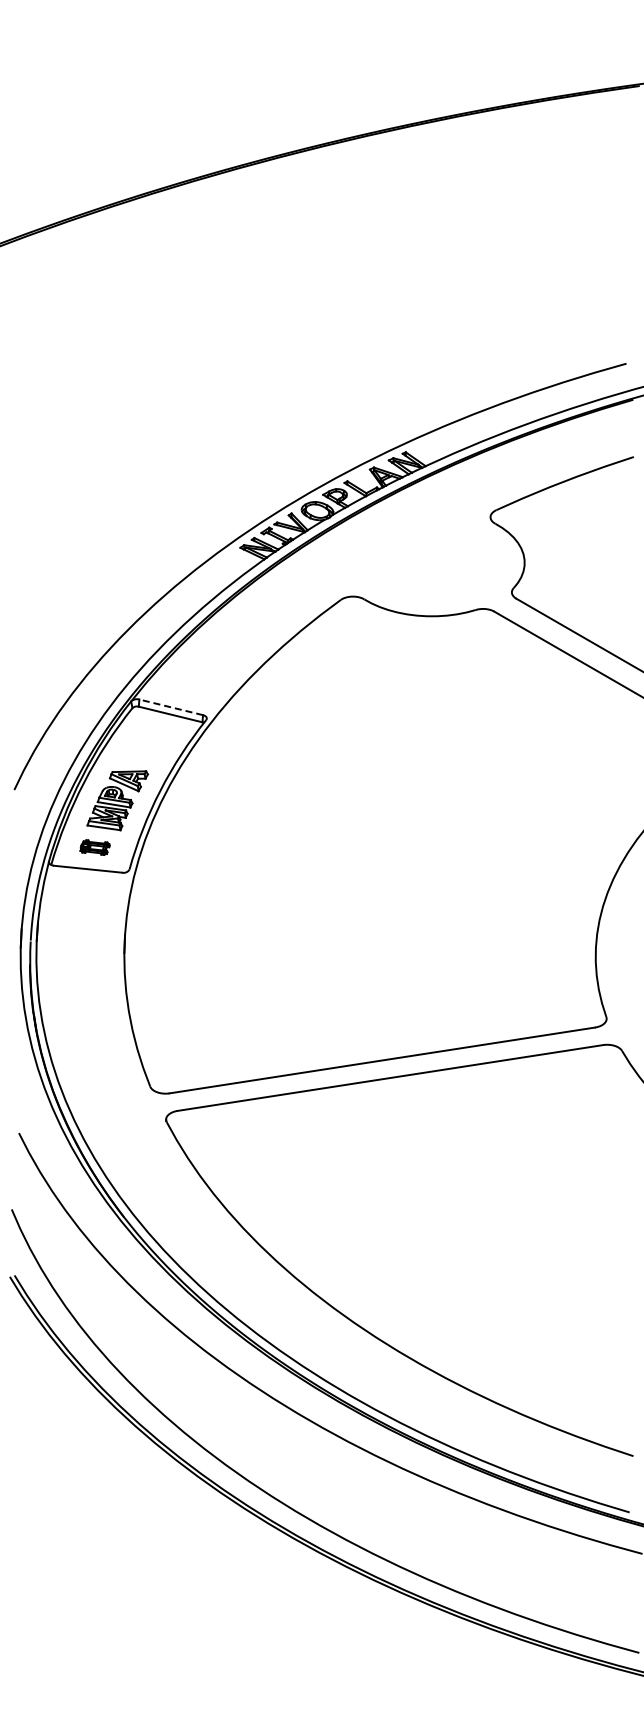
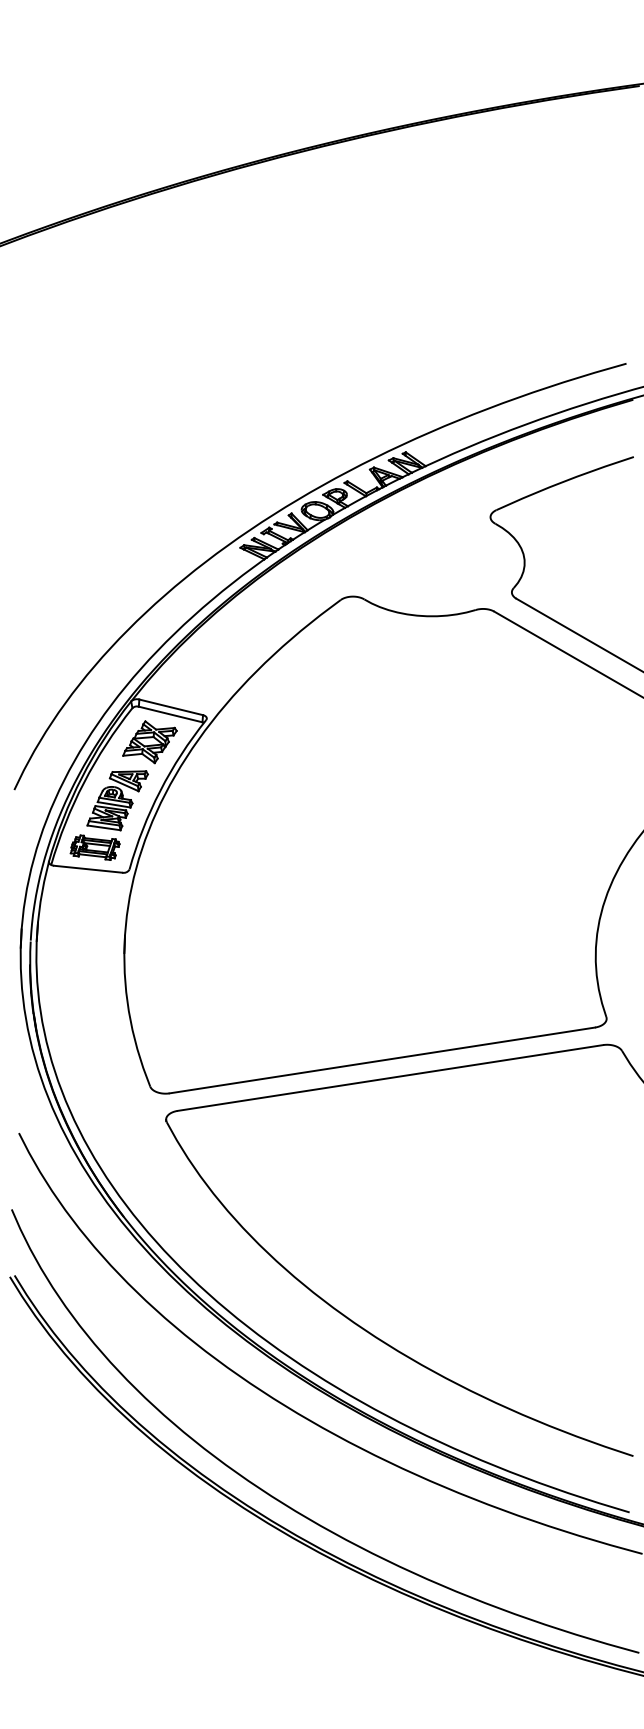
line: dashed -> solid (171, 707)
part: none -> present (149, 742)
part size: 32x17 px -> 52x27 px (94, 847)
